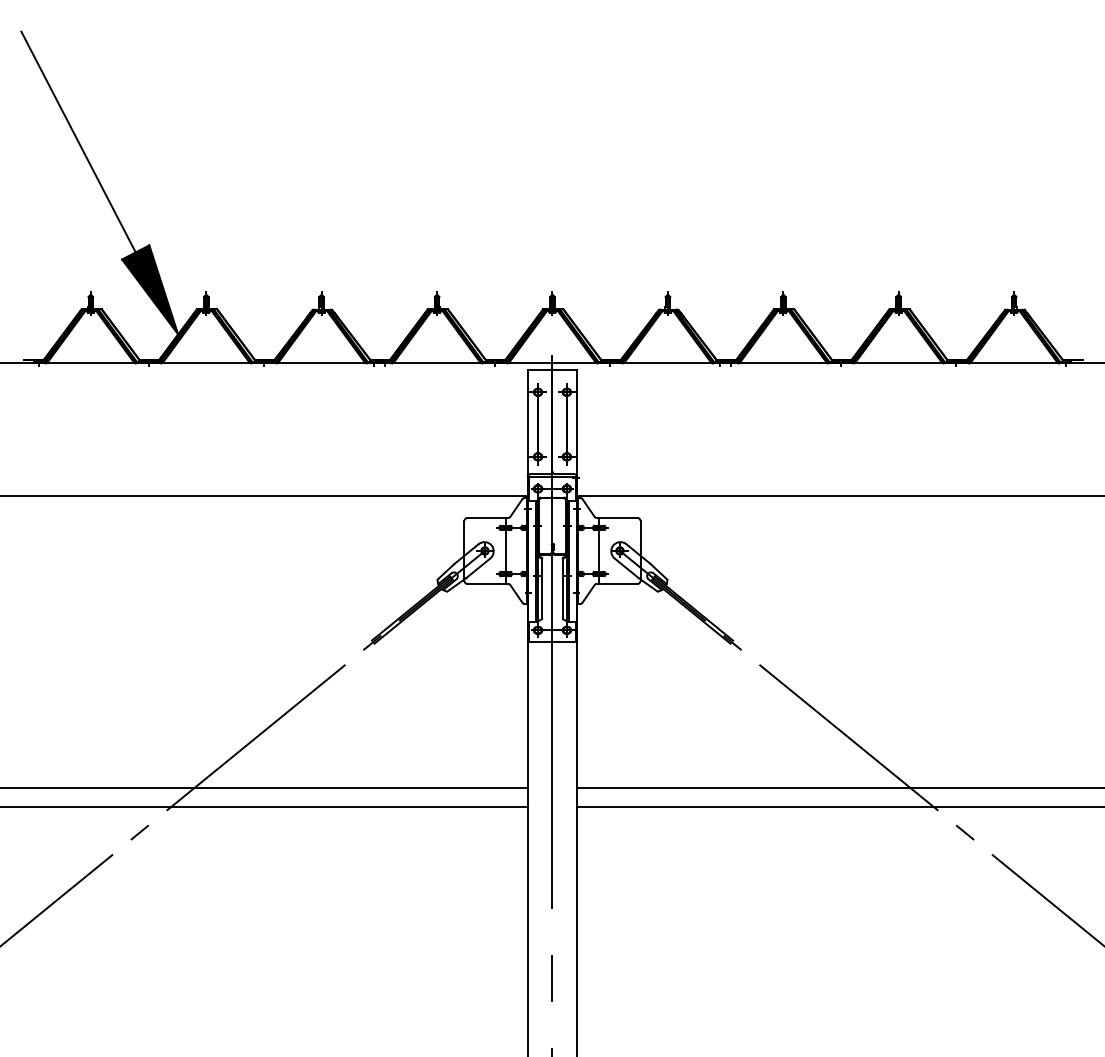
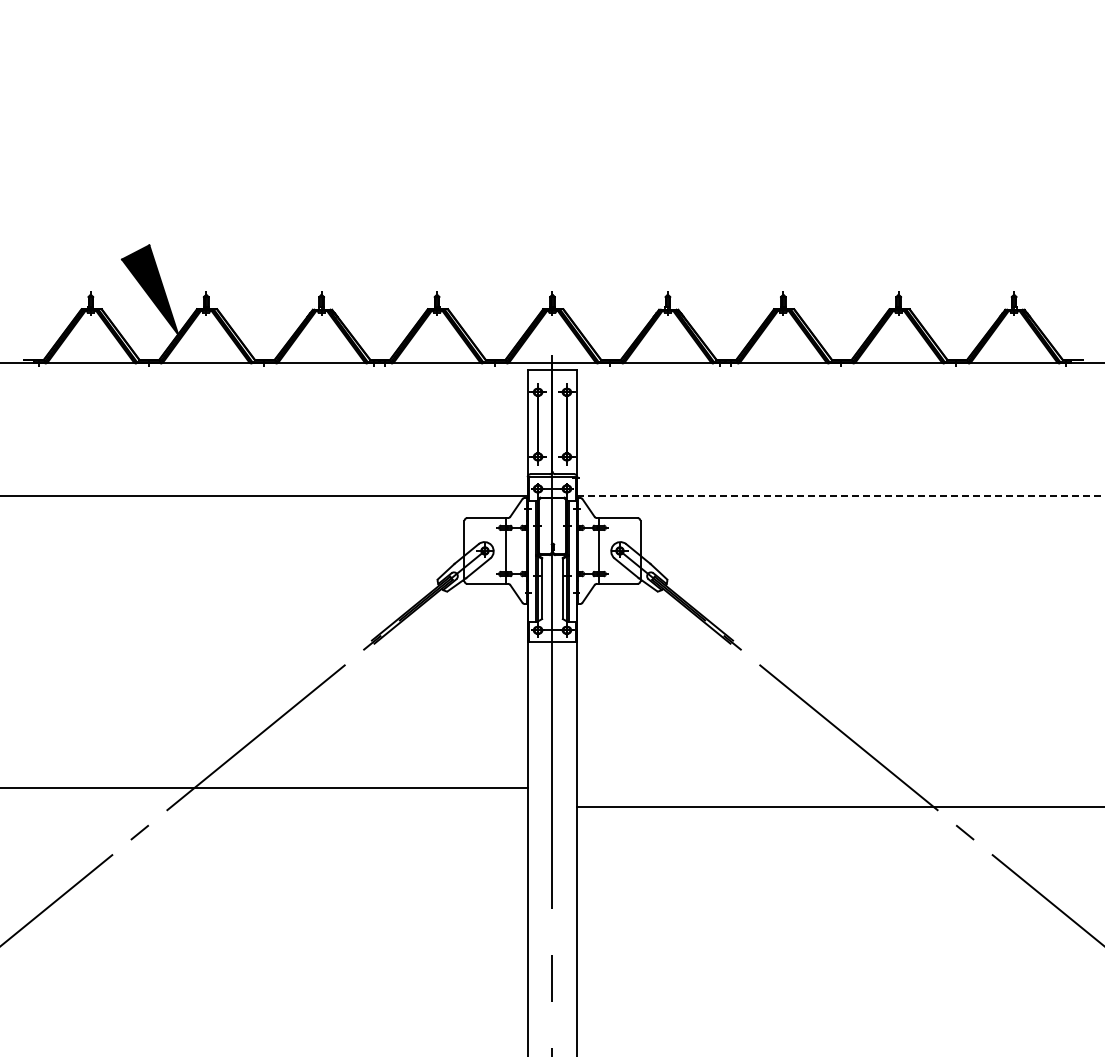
line: present -> none (78, 141)
line: solid -> dashed (841, 496)
line: present -> none (839, 788)
line: present -> none (264, 807)
